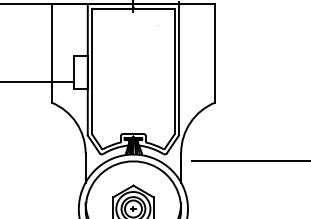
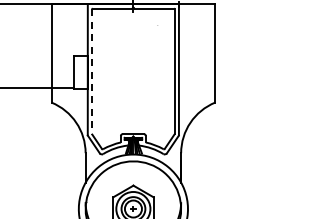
line: solid -> dashed (92, 72)
line position: (38, 82) -> (38, 88) (38, 88)
line: present -> none (248, 161)
